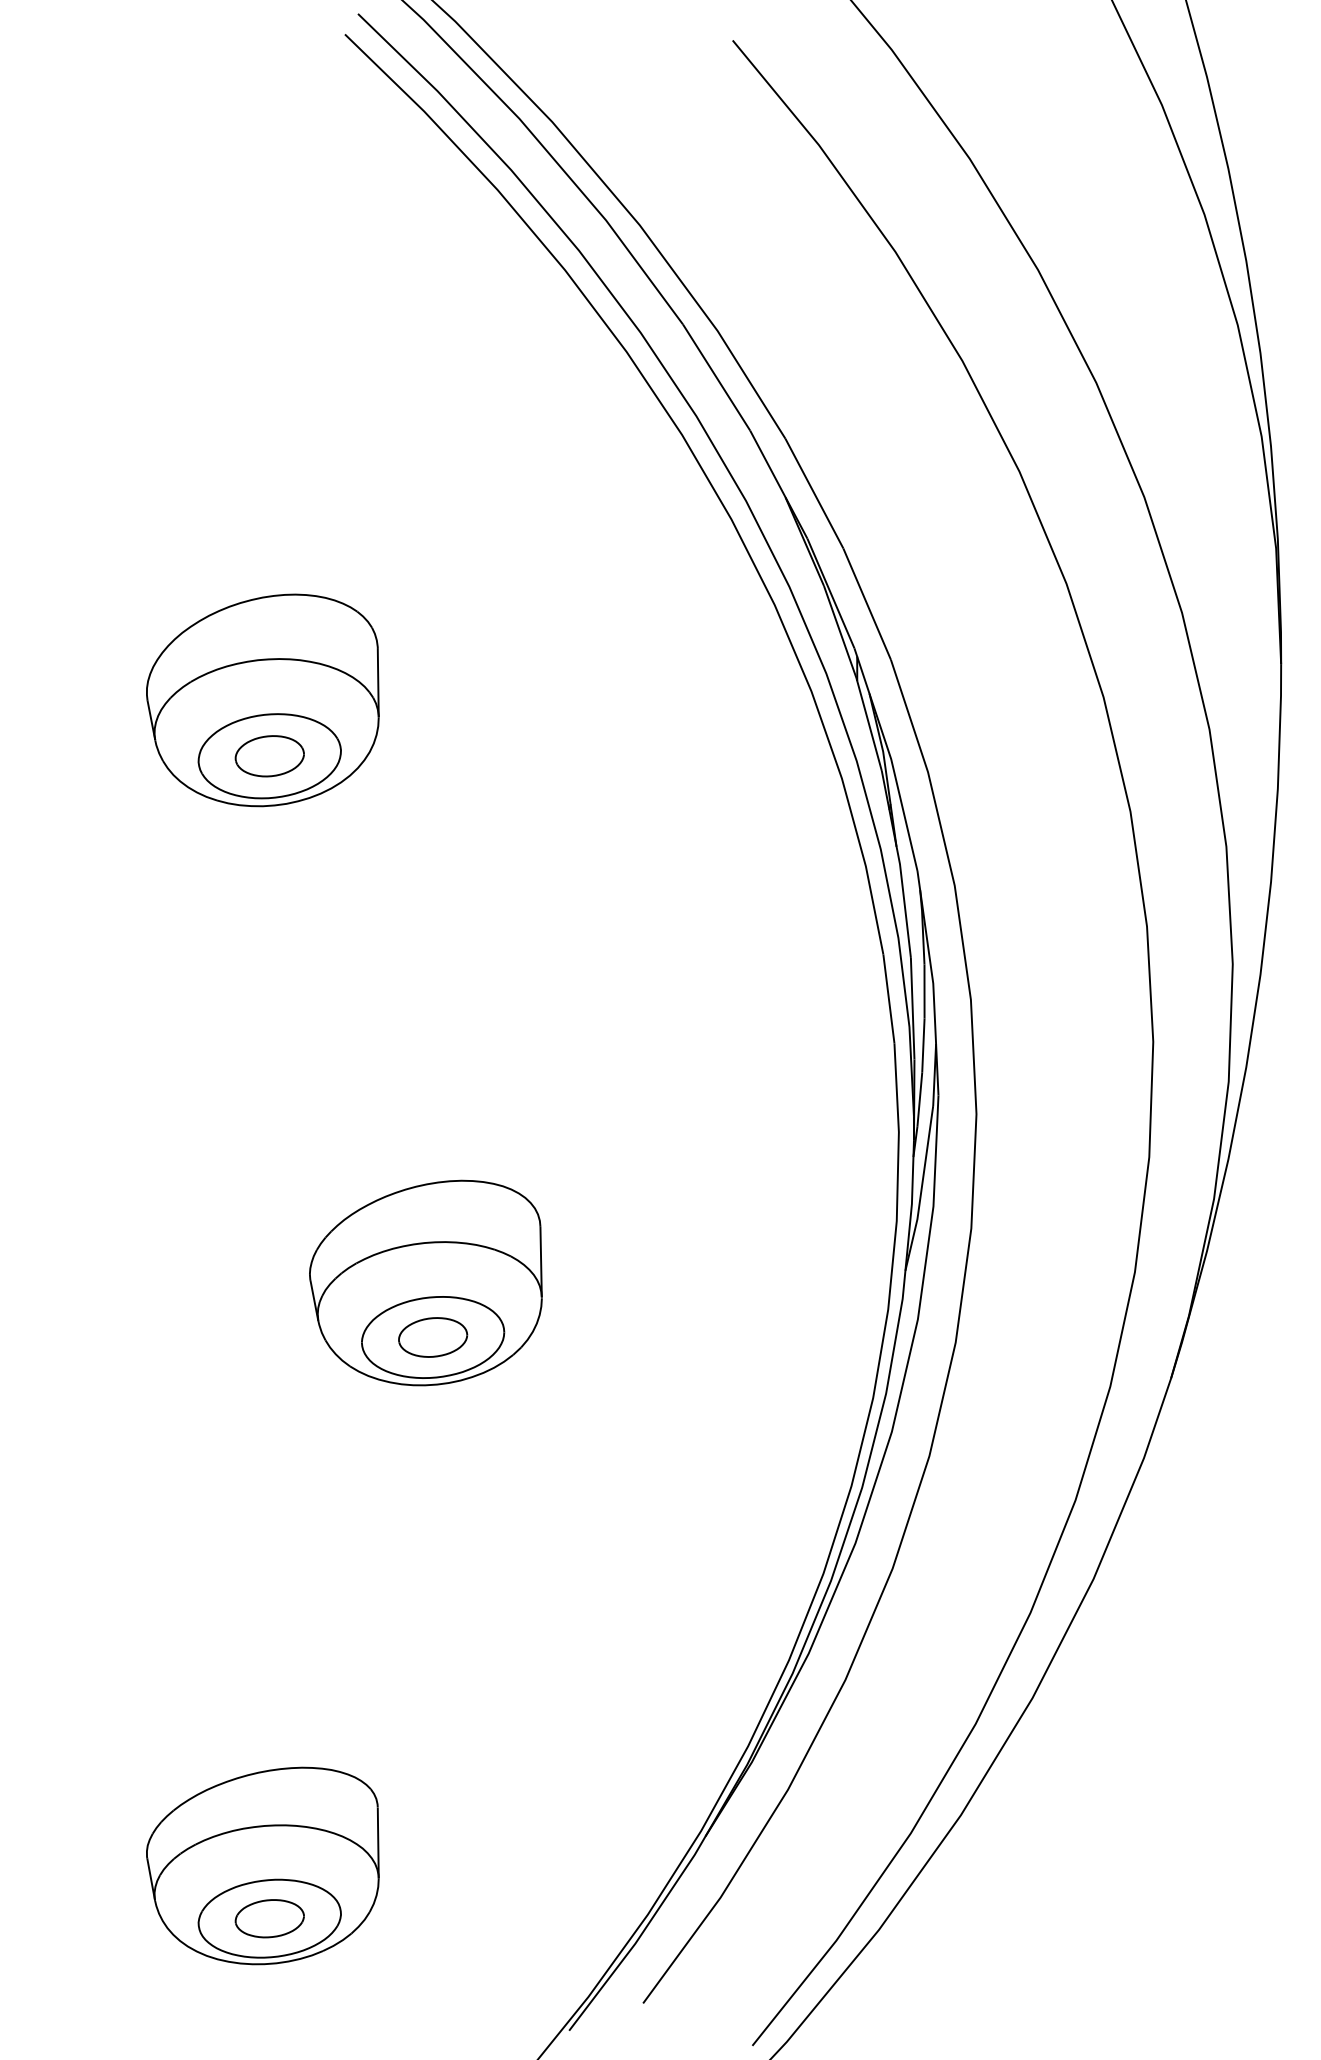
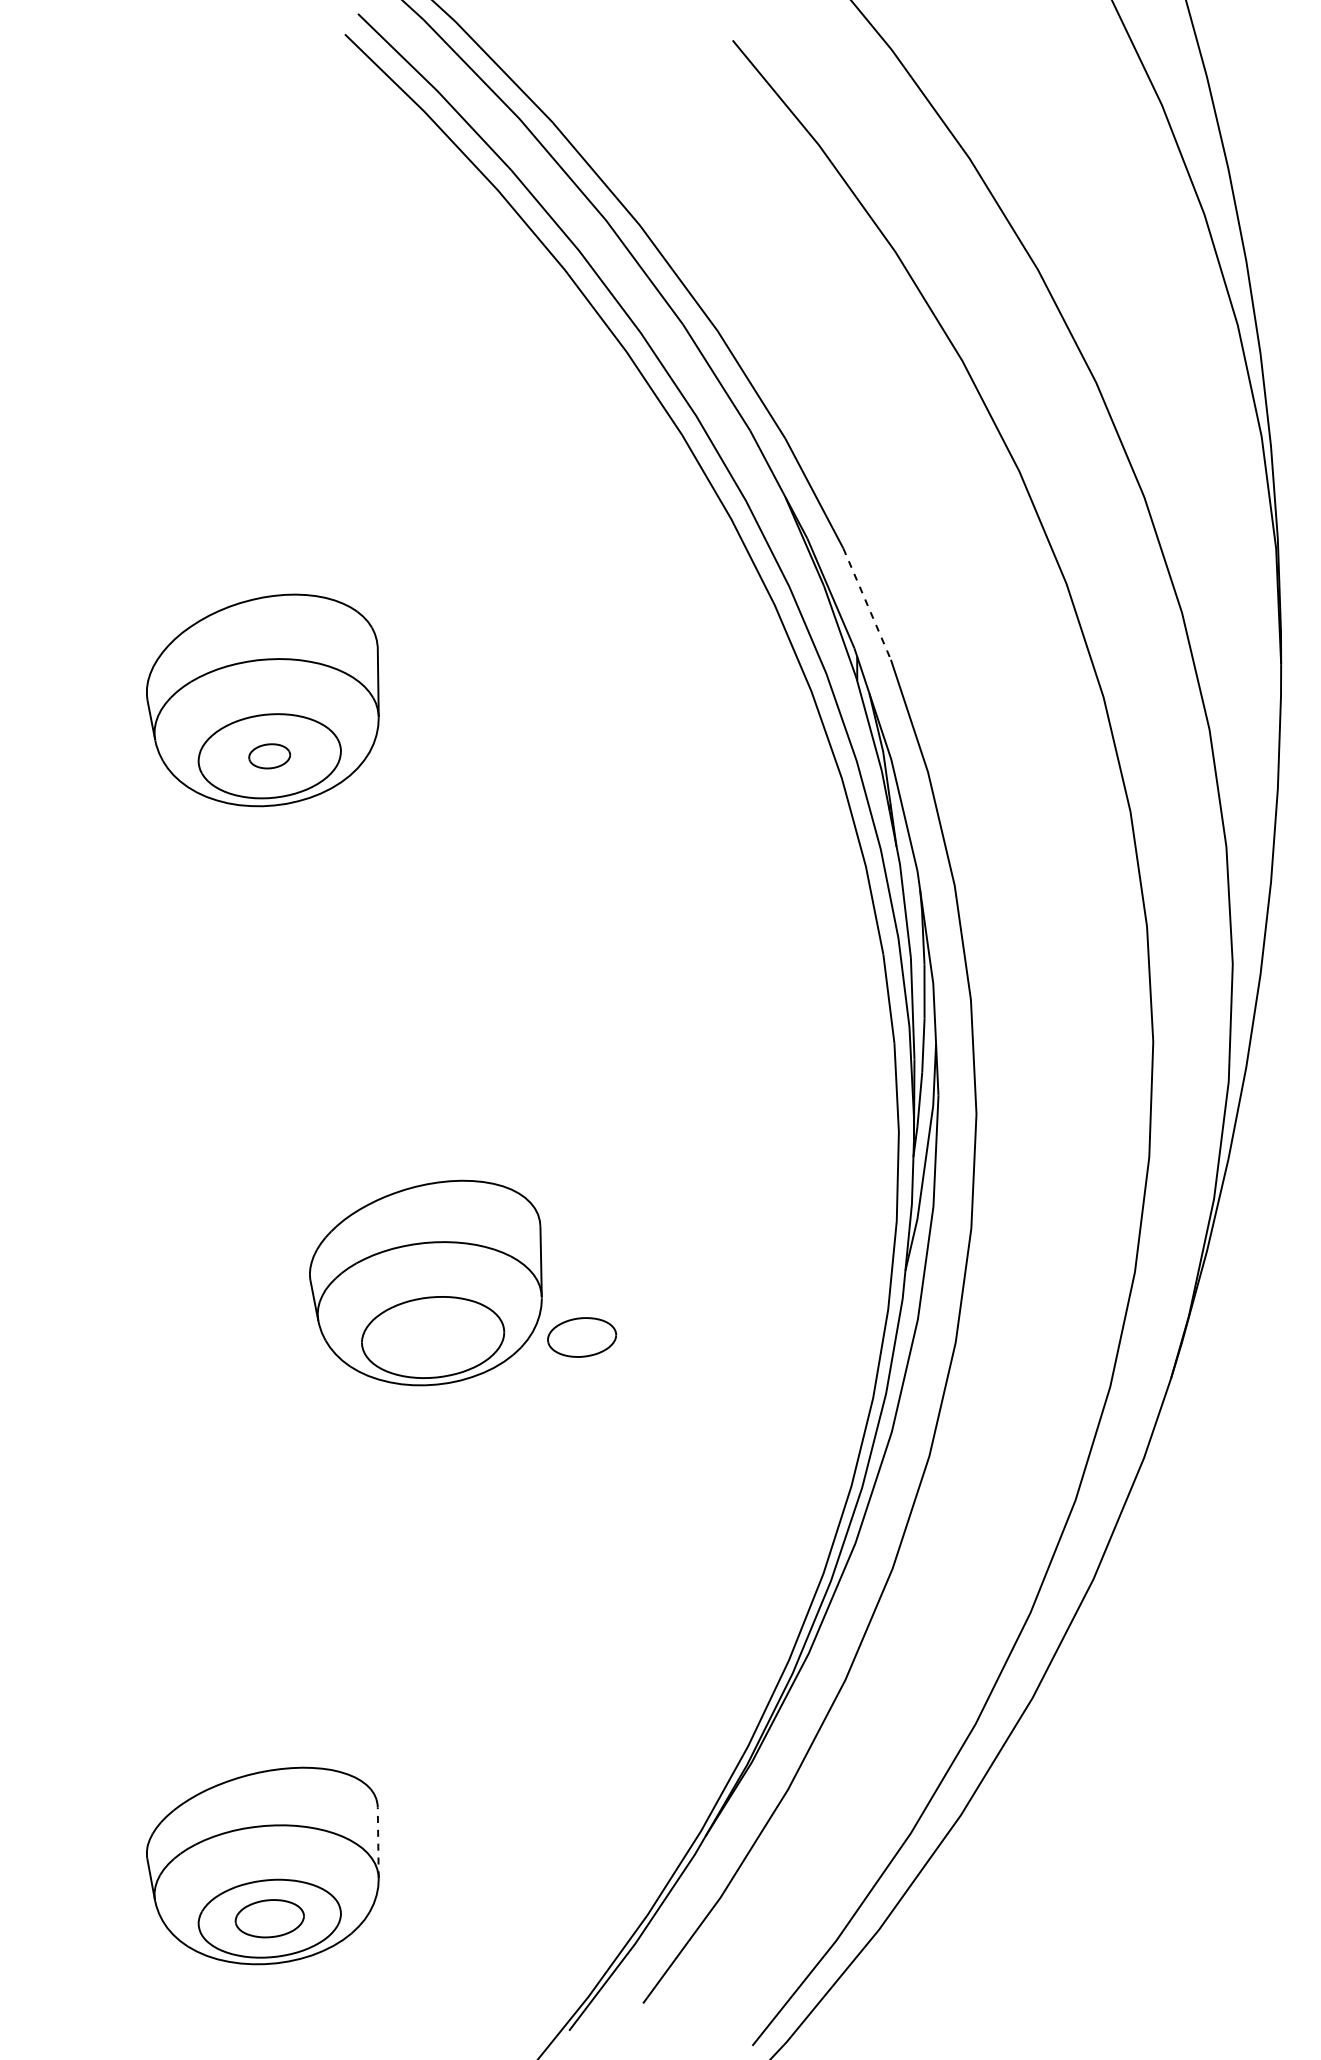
line: solid -> dashed (867, 604)
part size: 71x43 px -> 44x27 px (269, 756)
part position: (433, 1337) -> (582, 1337) (582, 1337)
line: solid -> dashed (378, 1842)
